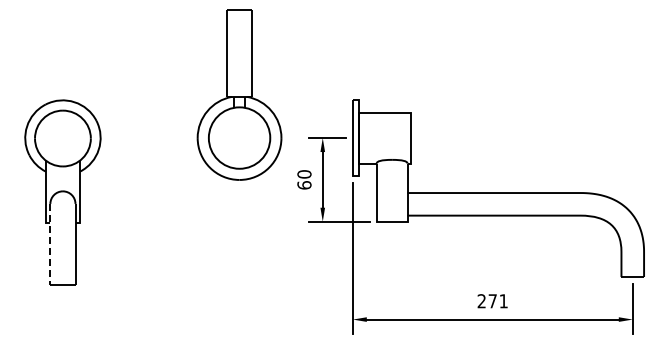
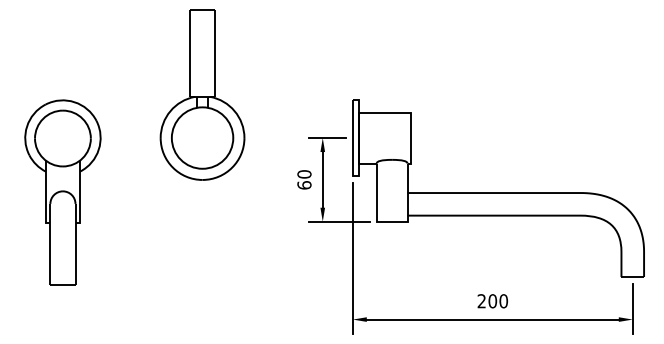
part position: (239, 94) -> (202, 94) (202, 94)
line: dashed -> solid (50, 244)
text: 271 -> 200 (498, 301)
